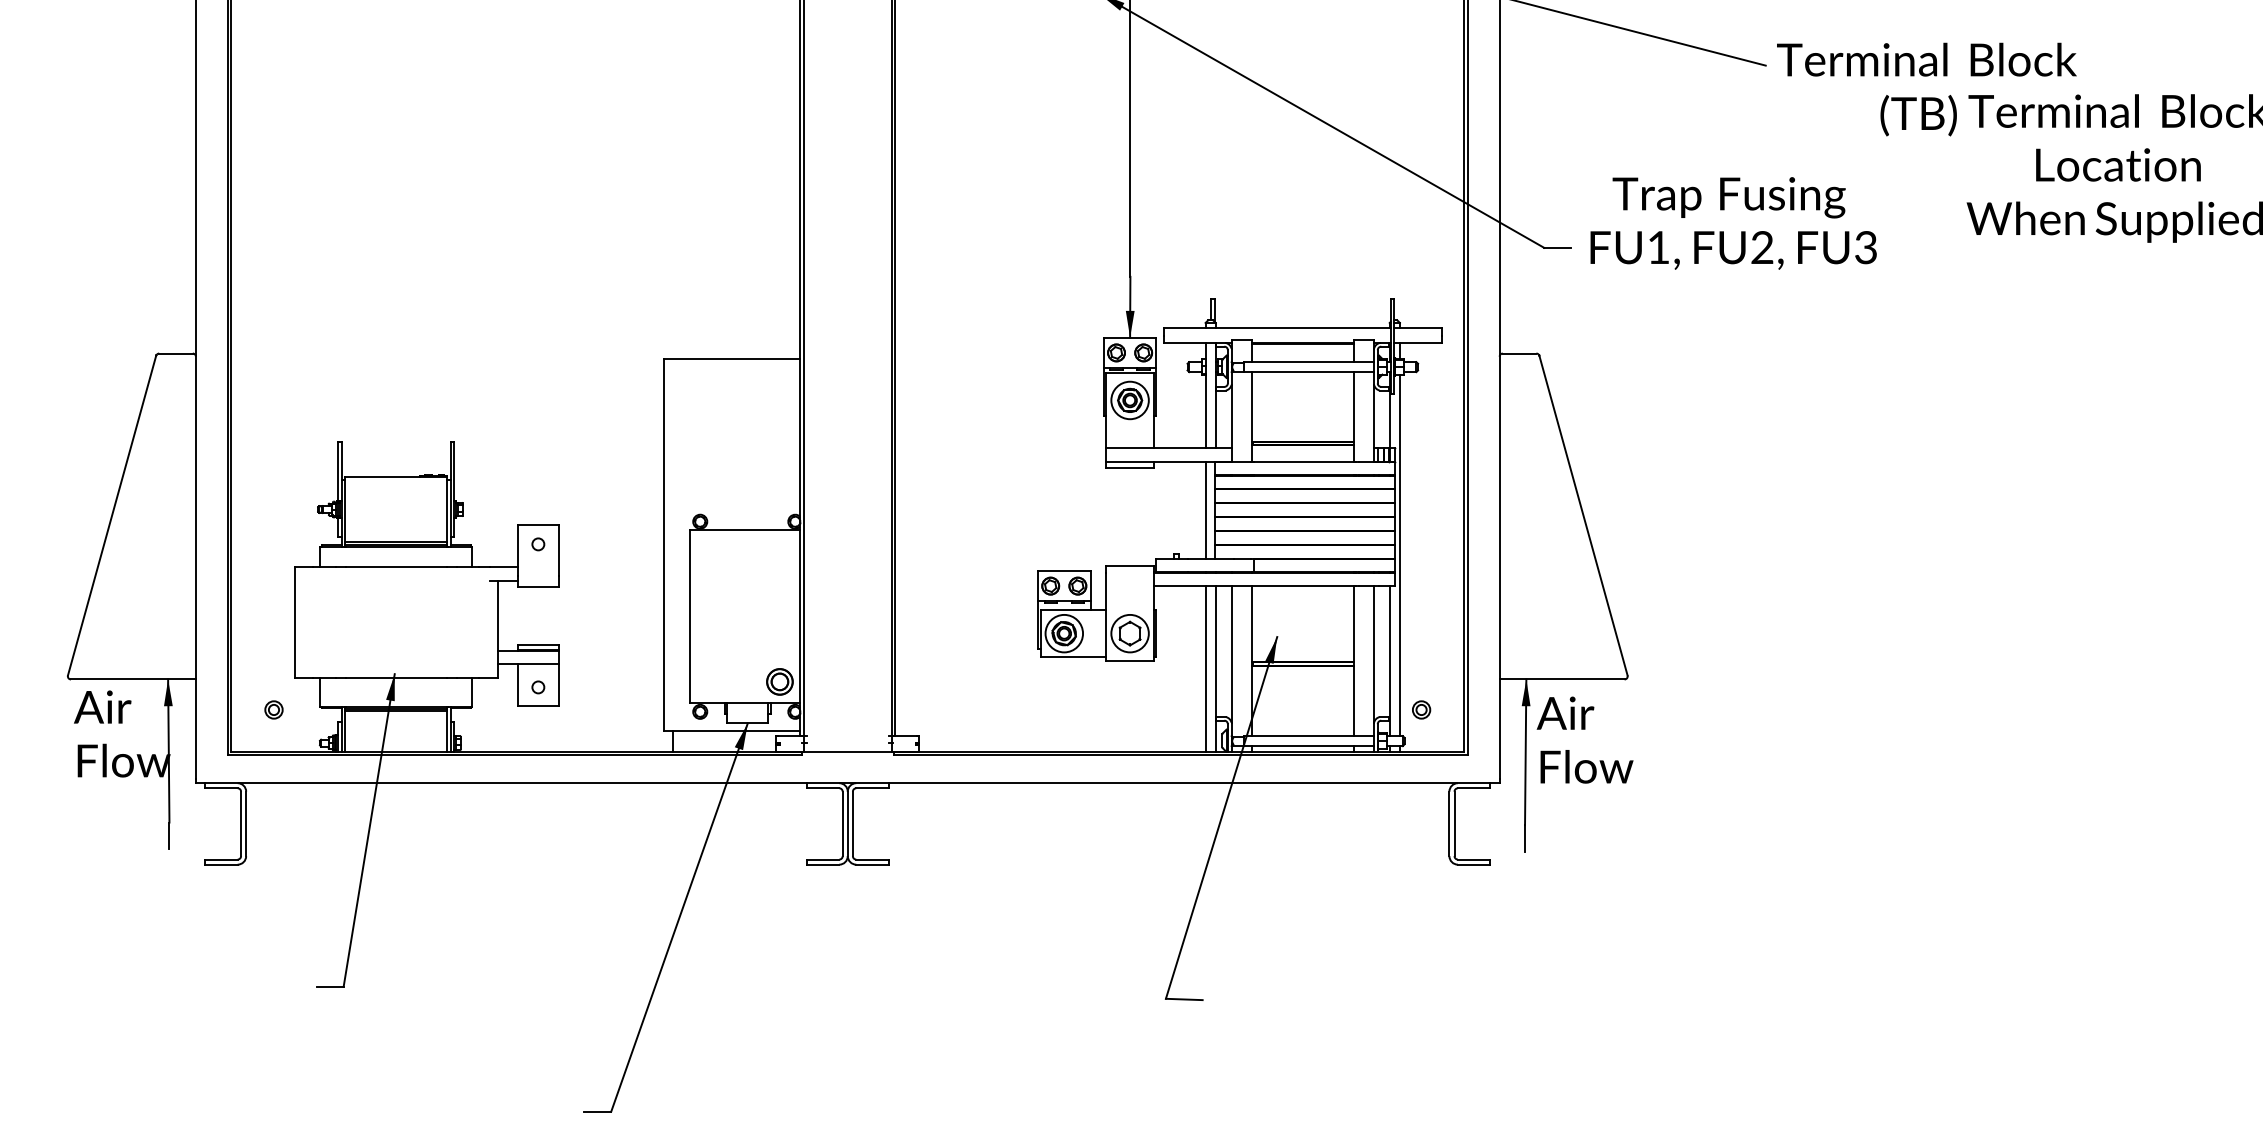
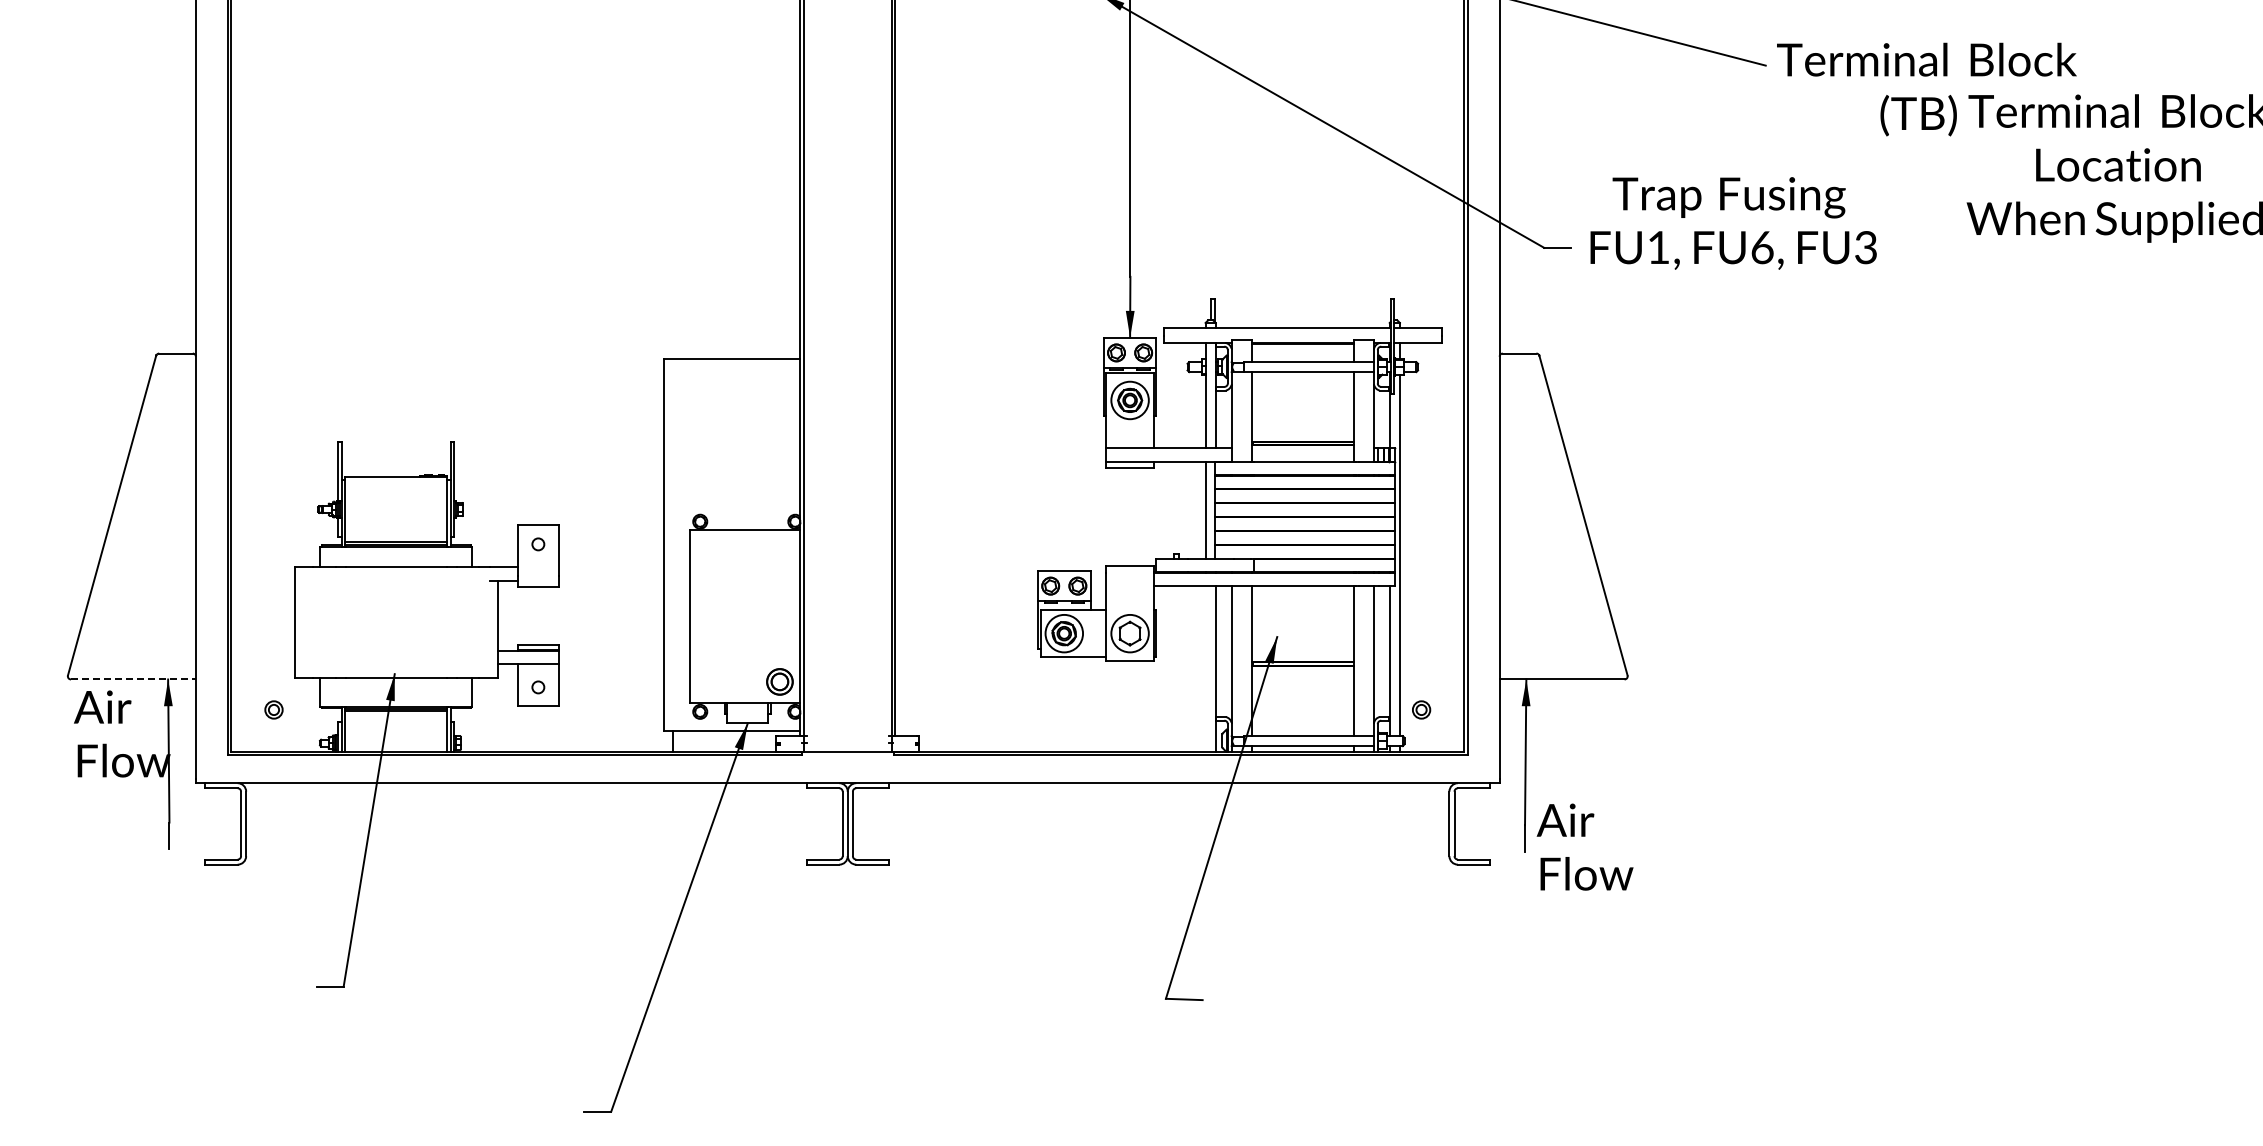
text: FU2, -> FU6, (1762, 247)
line: present -> none (1205, 668)
line: solid -> dashed (133, 679)
text position: (1584, 739) -> (1584, 846) (1584, 846)
